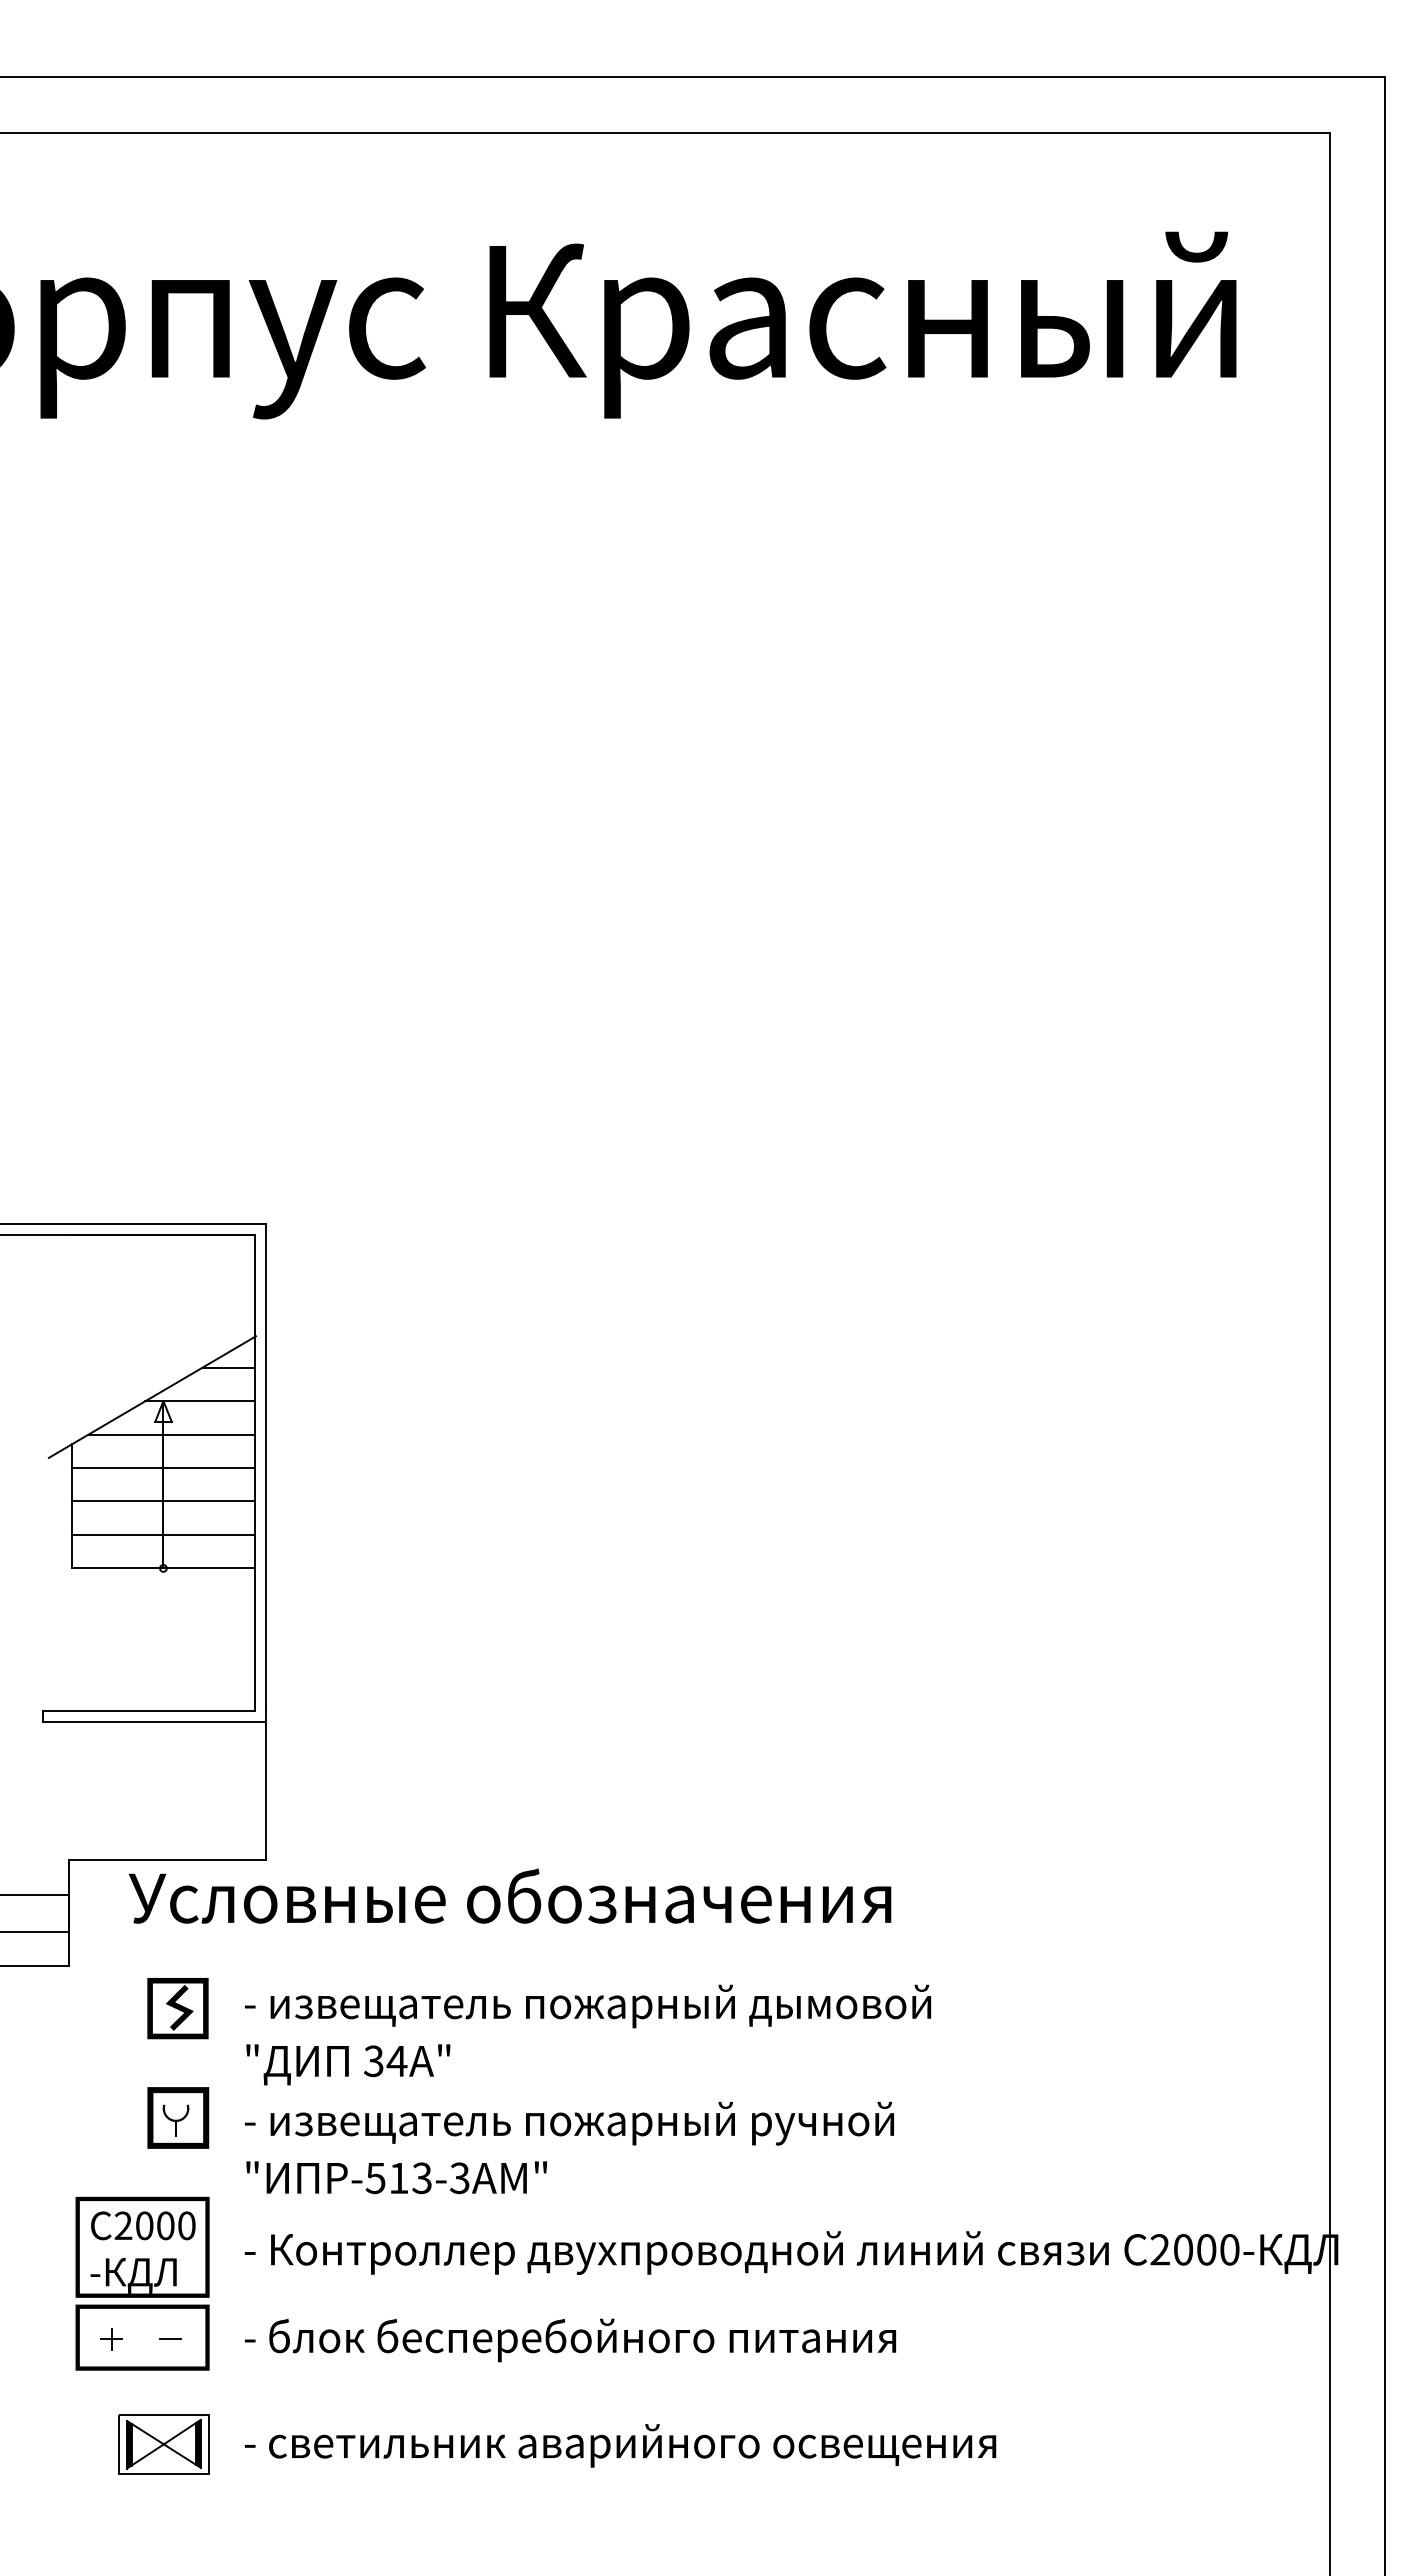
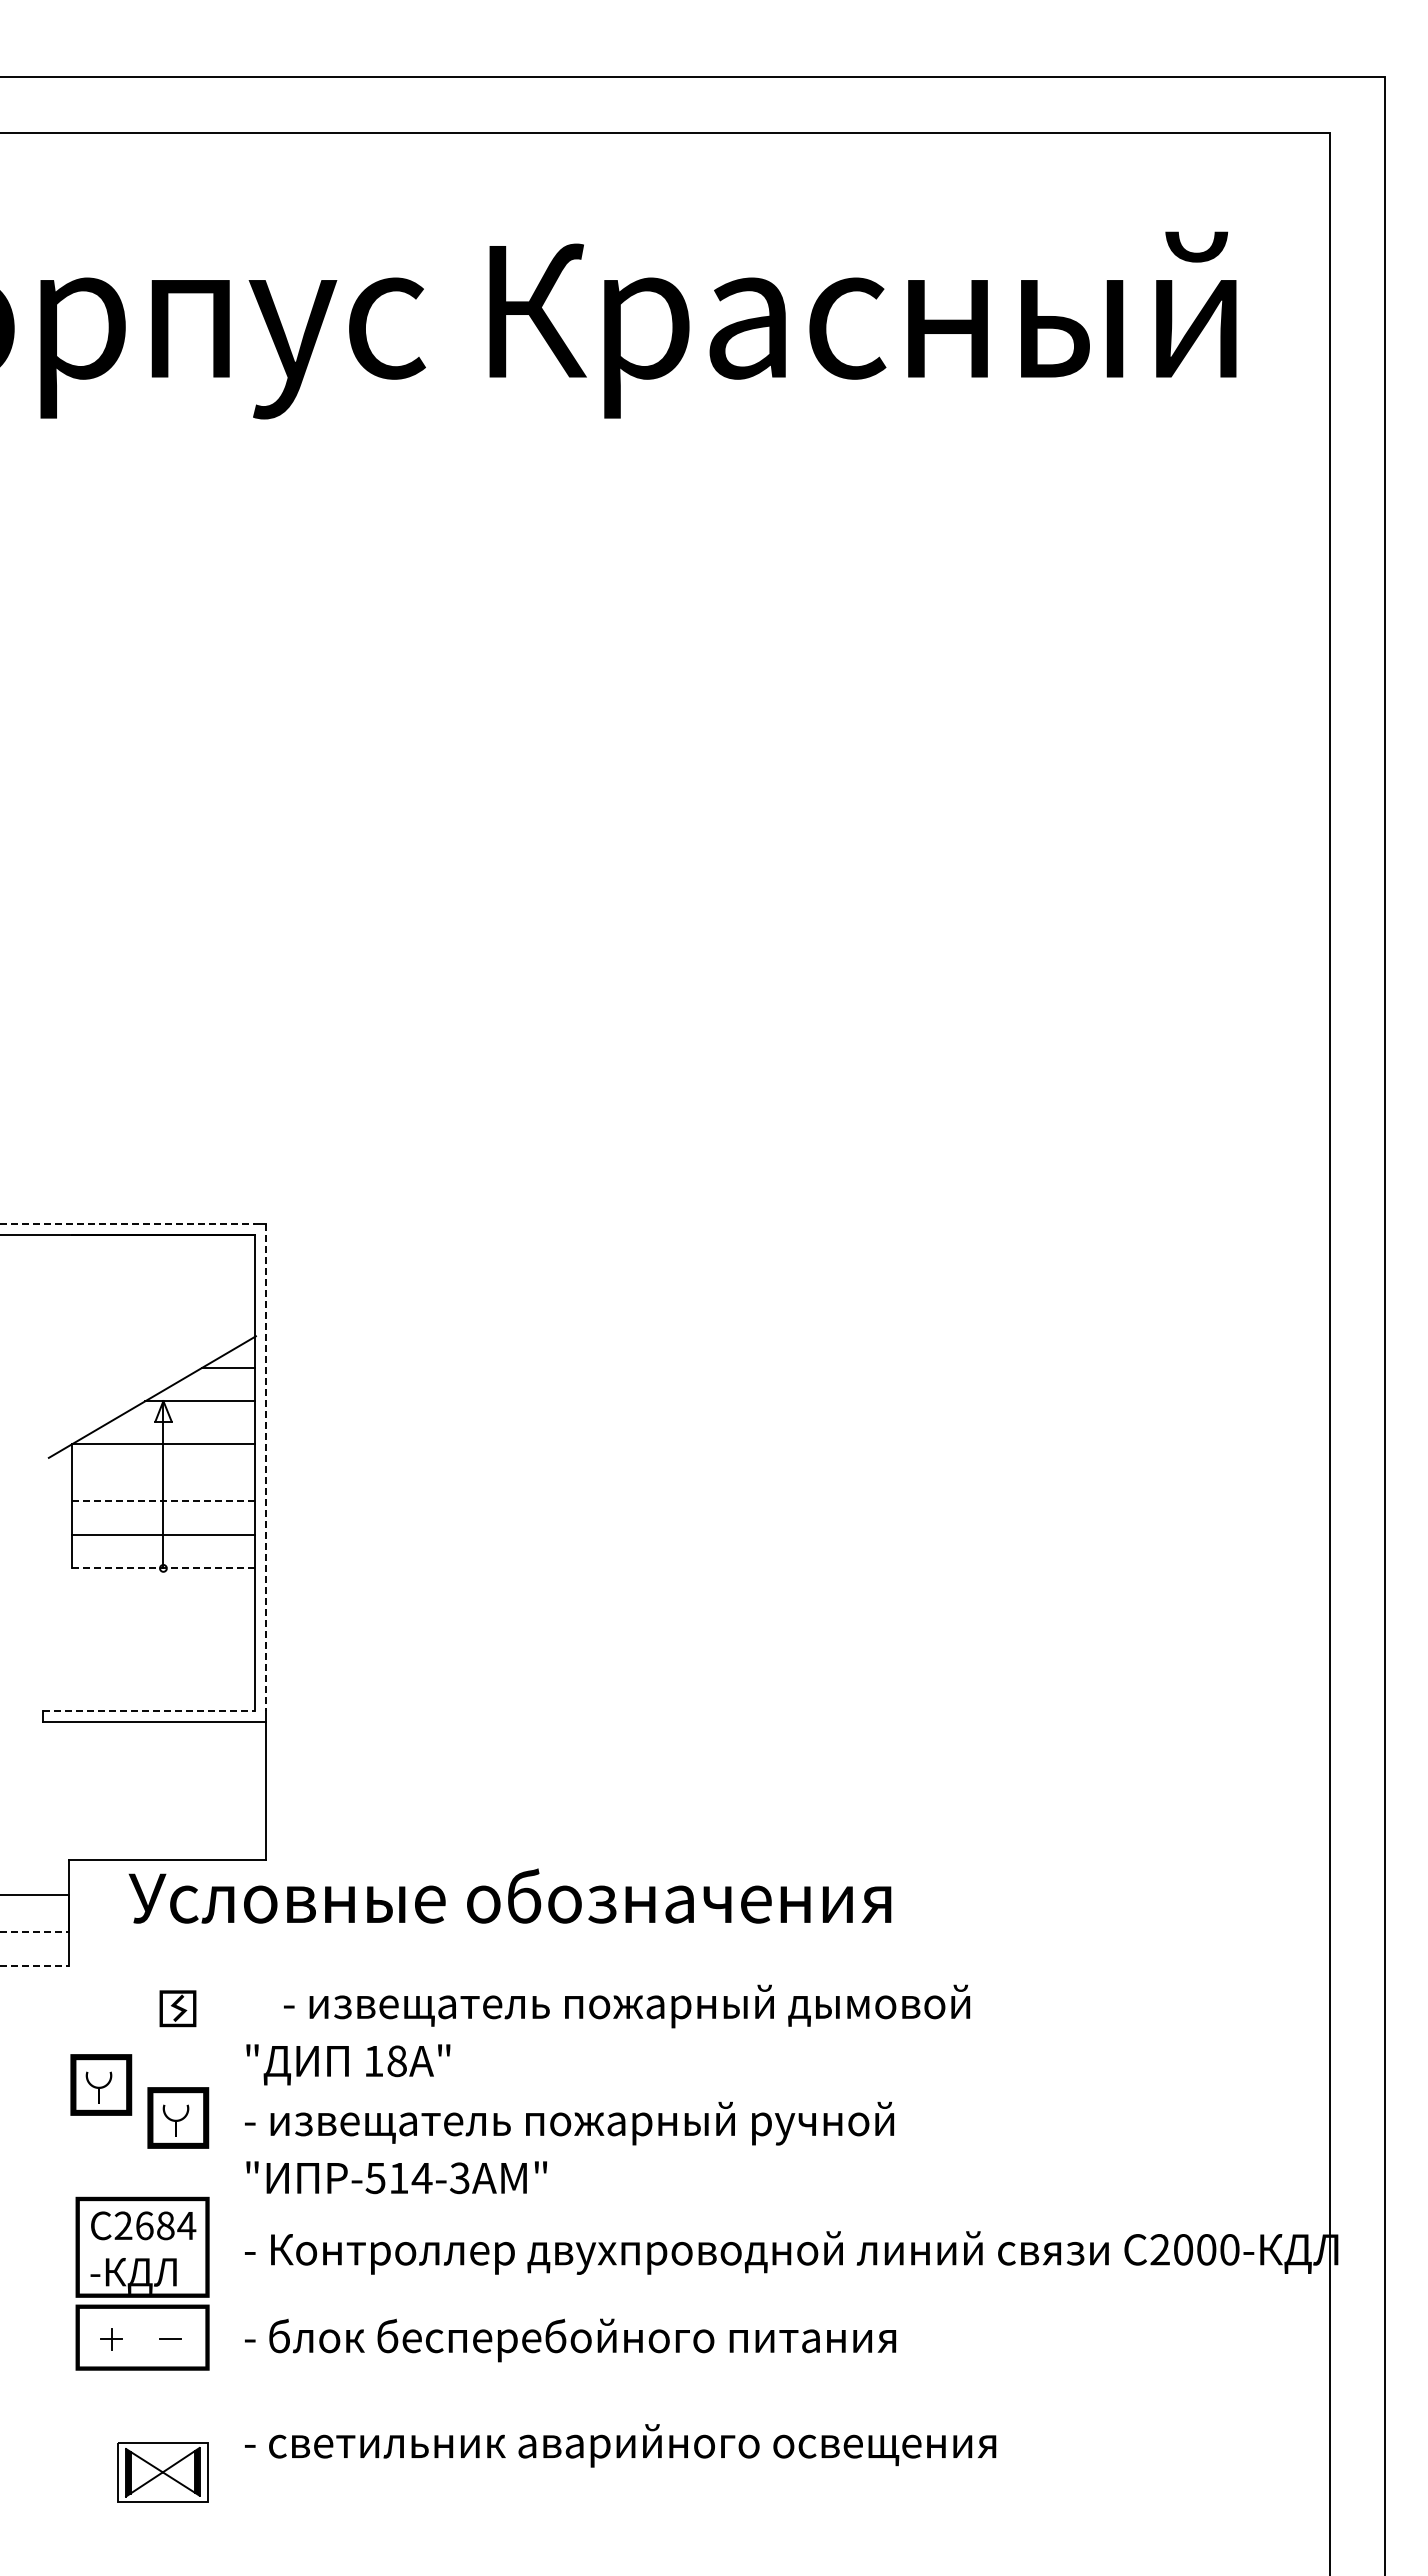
line: solid -> dashed (127, 1223)
line: present -> none (171, 1434)
line: solid -> dashed (265, 1467)
line position: (163, 1468) -> (163, 1444) (163, 1444)
line: solid -> dashed (162, 1501)
line: solid -> dashed (163, 1568)
line: solid -> dashed (148, 1711)
line: solid -> dashed (34, 1932)
line: solid -> dashed (34, 1965)
text position: (588, 2006) -> (627, 2006) (627, 2006)
part size: 62x62 px -> 38x38 px (177, 2008)
text: 34 -> 18 (385, 2061)
part: none -> present (101, 2084)
text: -513-3 -> -514-3 (421, 2178)
text: 2000 -> 2684 (166, 2225)
part position: (163, 2444) -> (162, 2472) (162, 2472)
